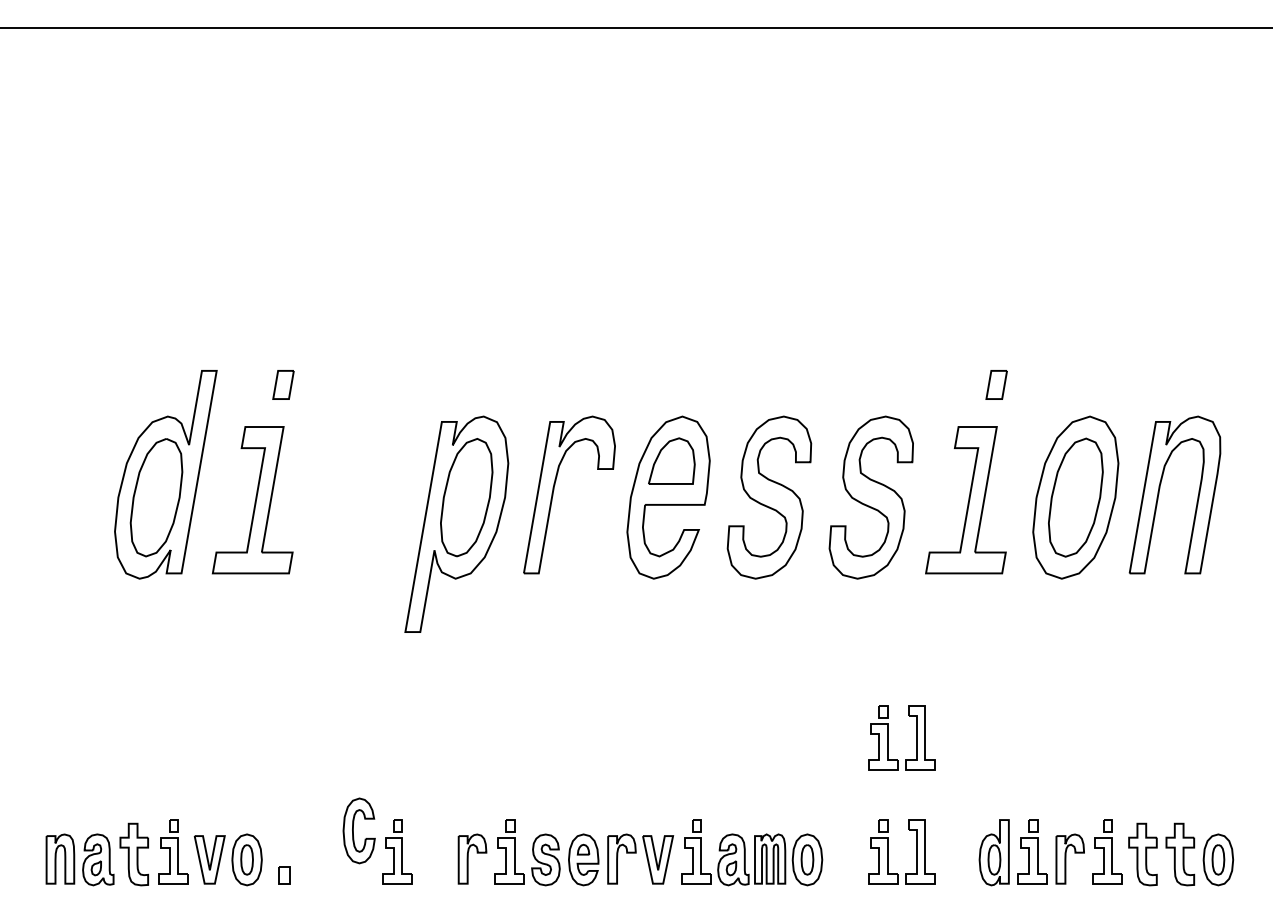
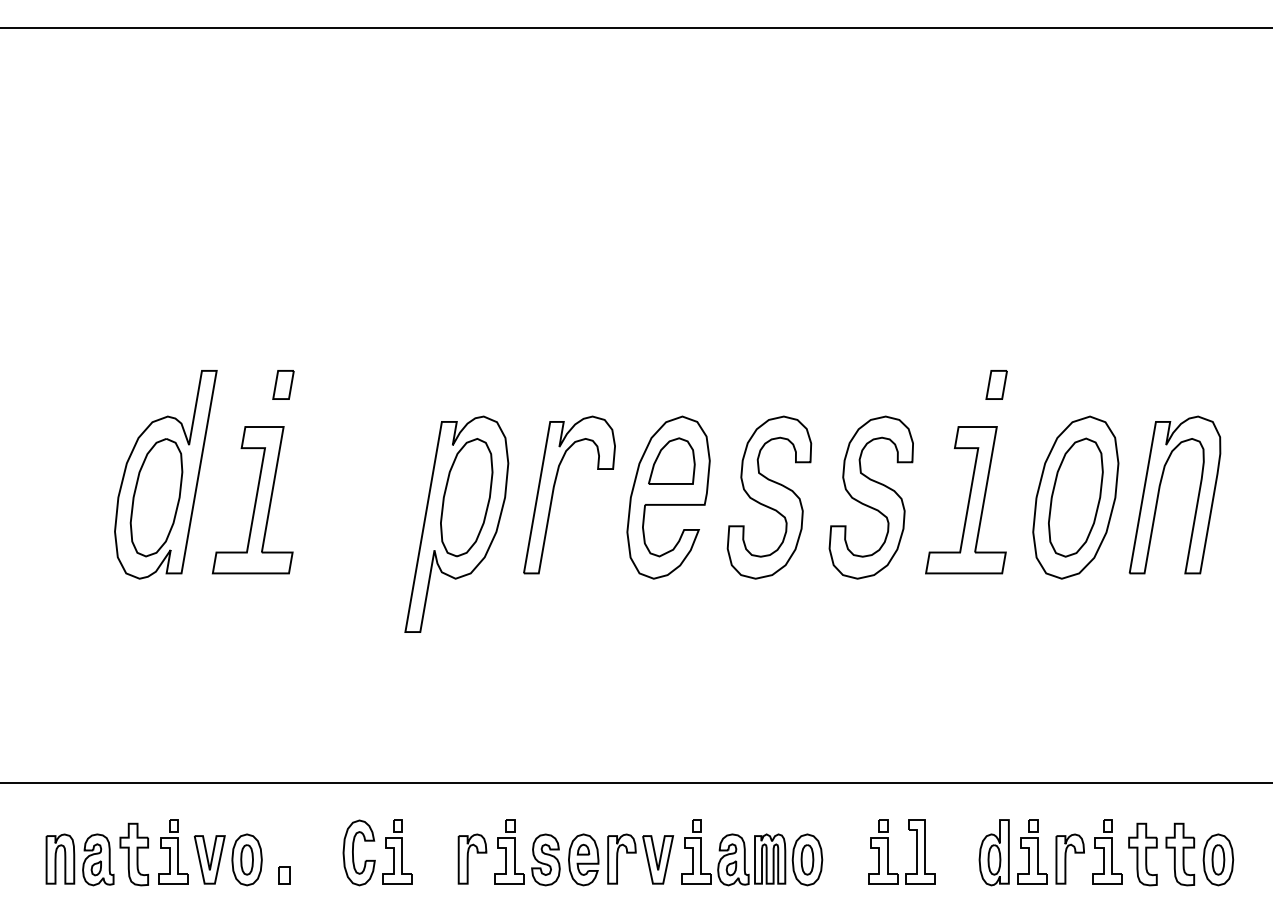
part: present -> none (888, 737)
line: none -> present (635, 782)
part position: (358, 830) -> (358, 852) (358, 852)
